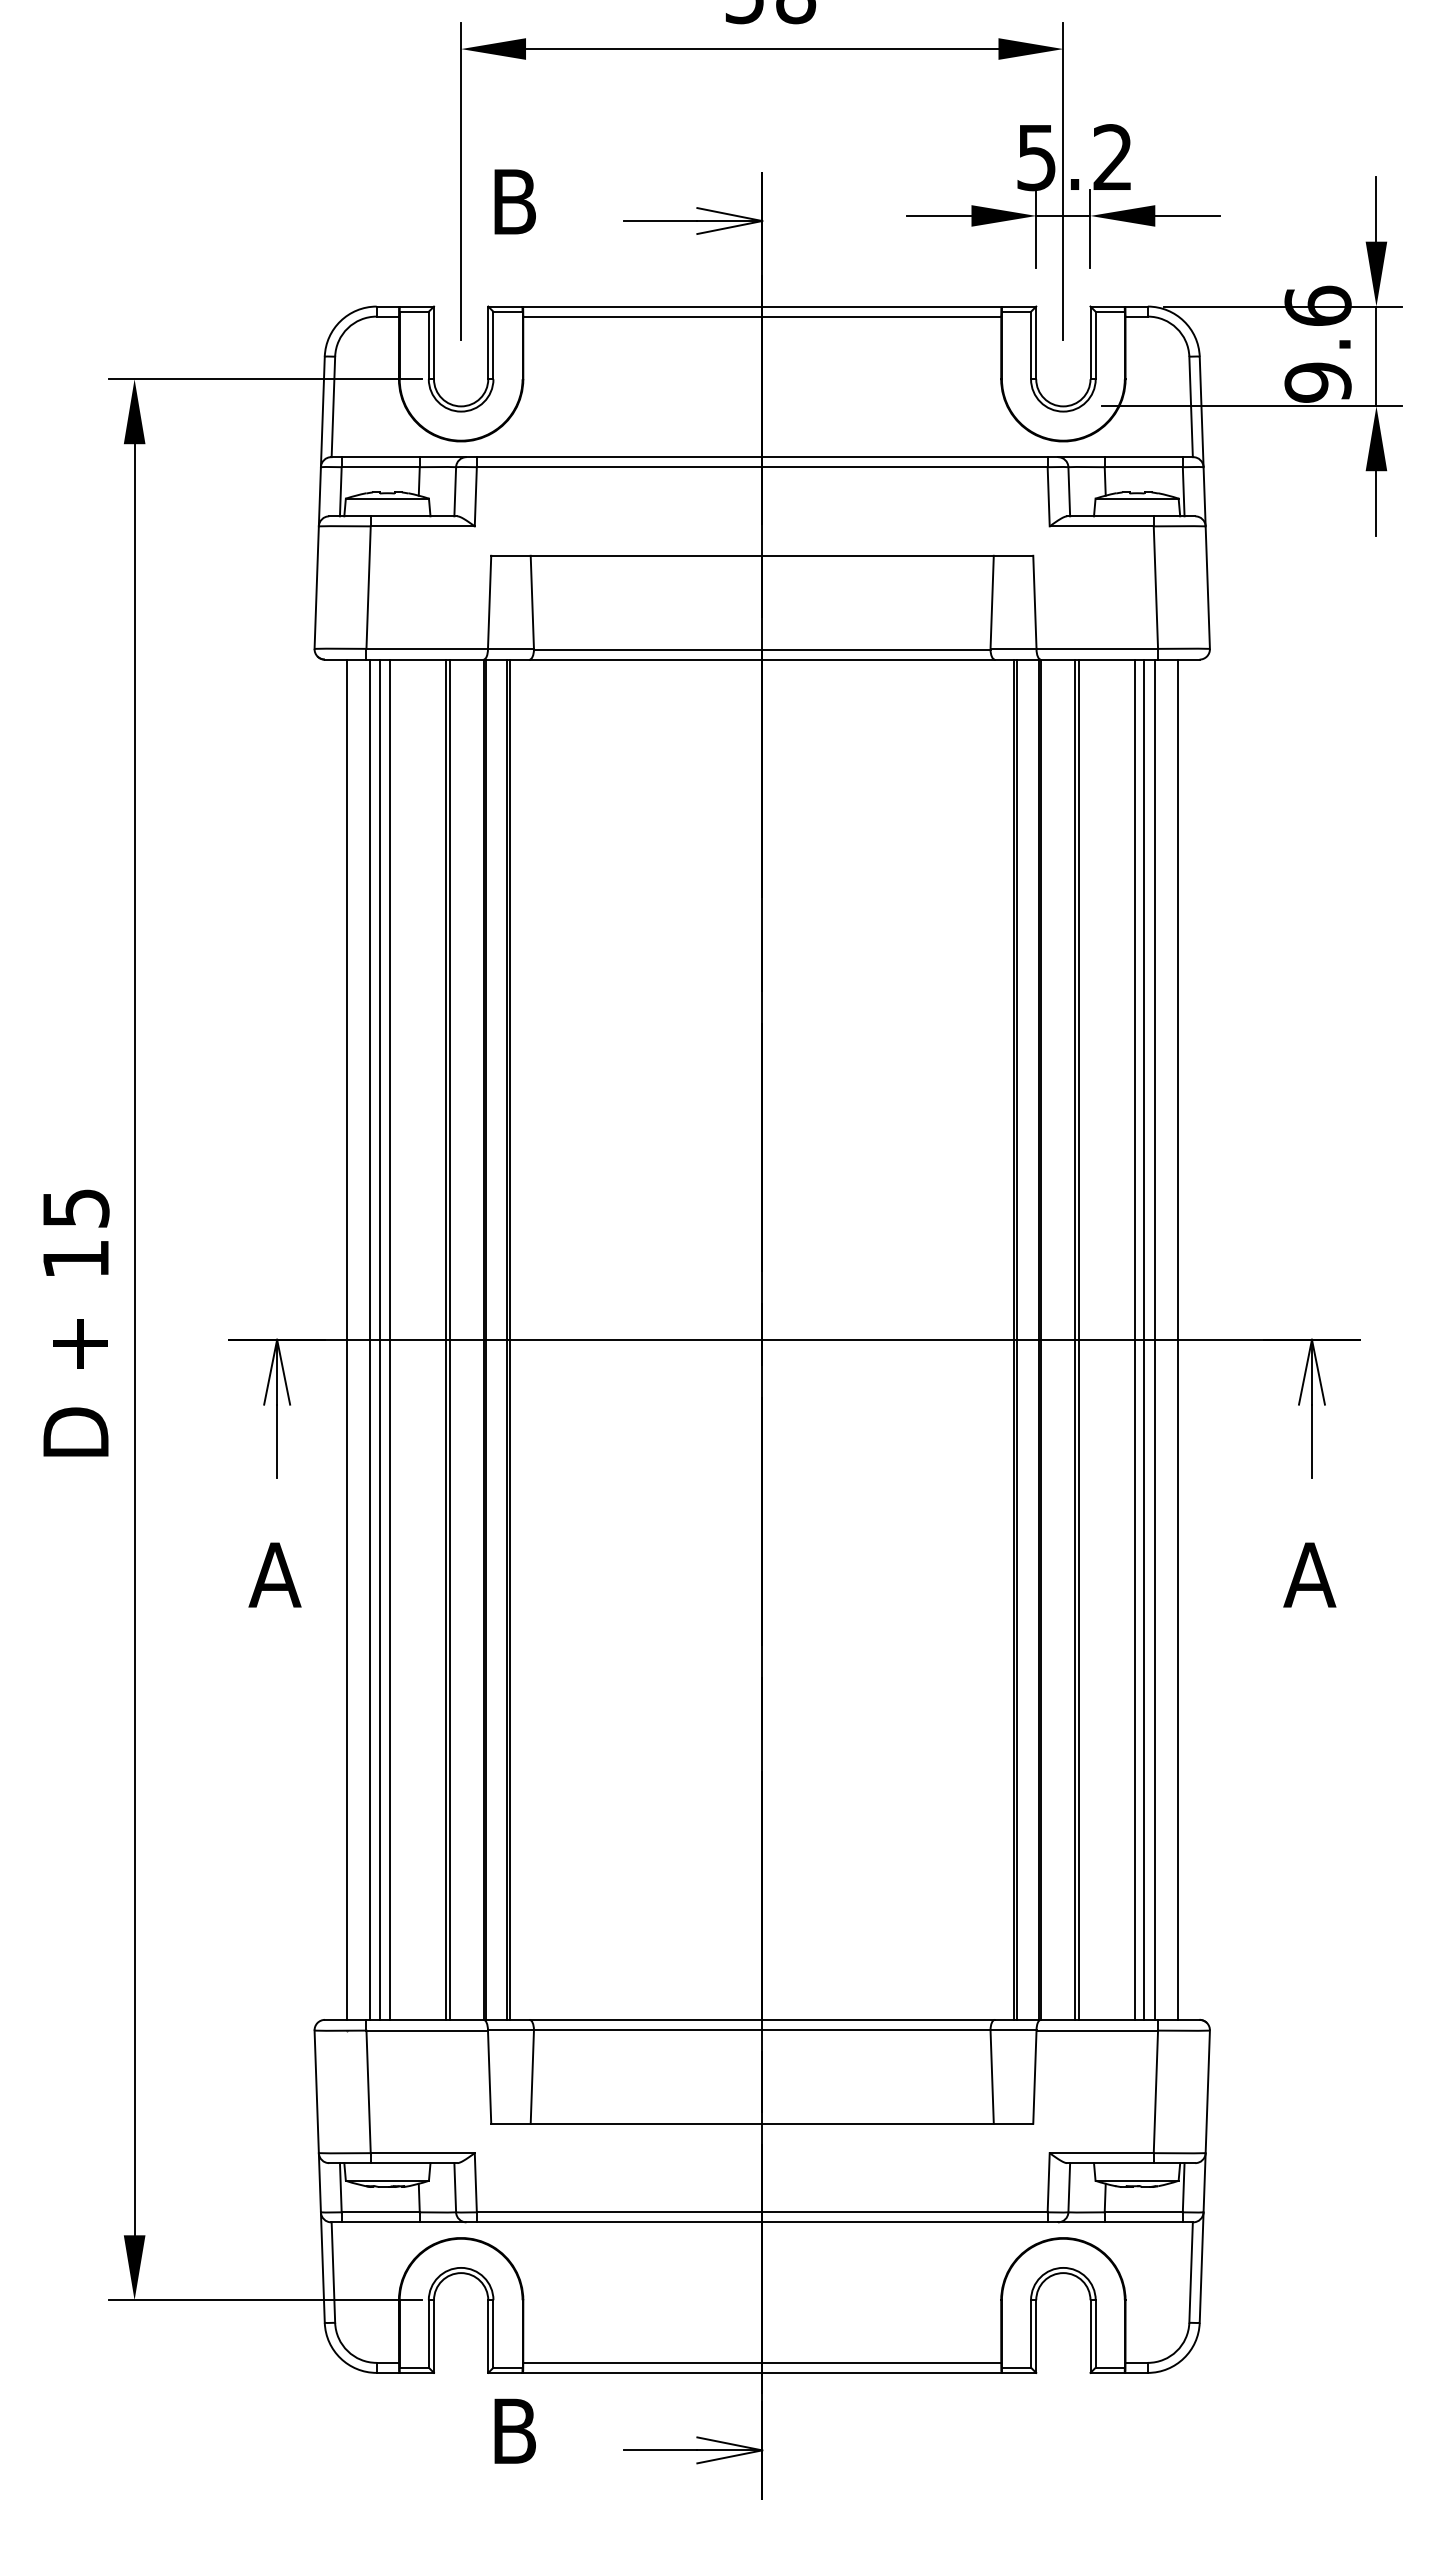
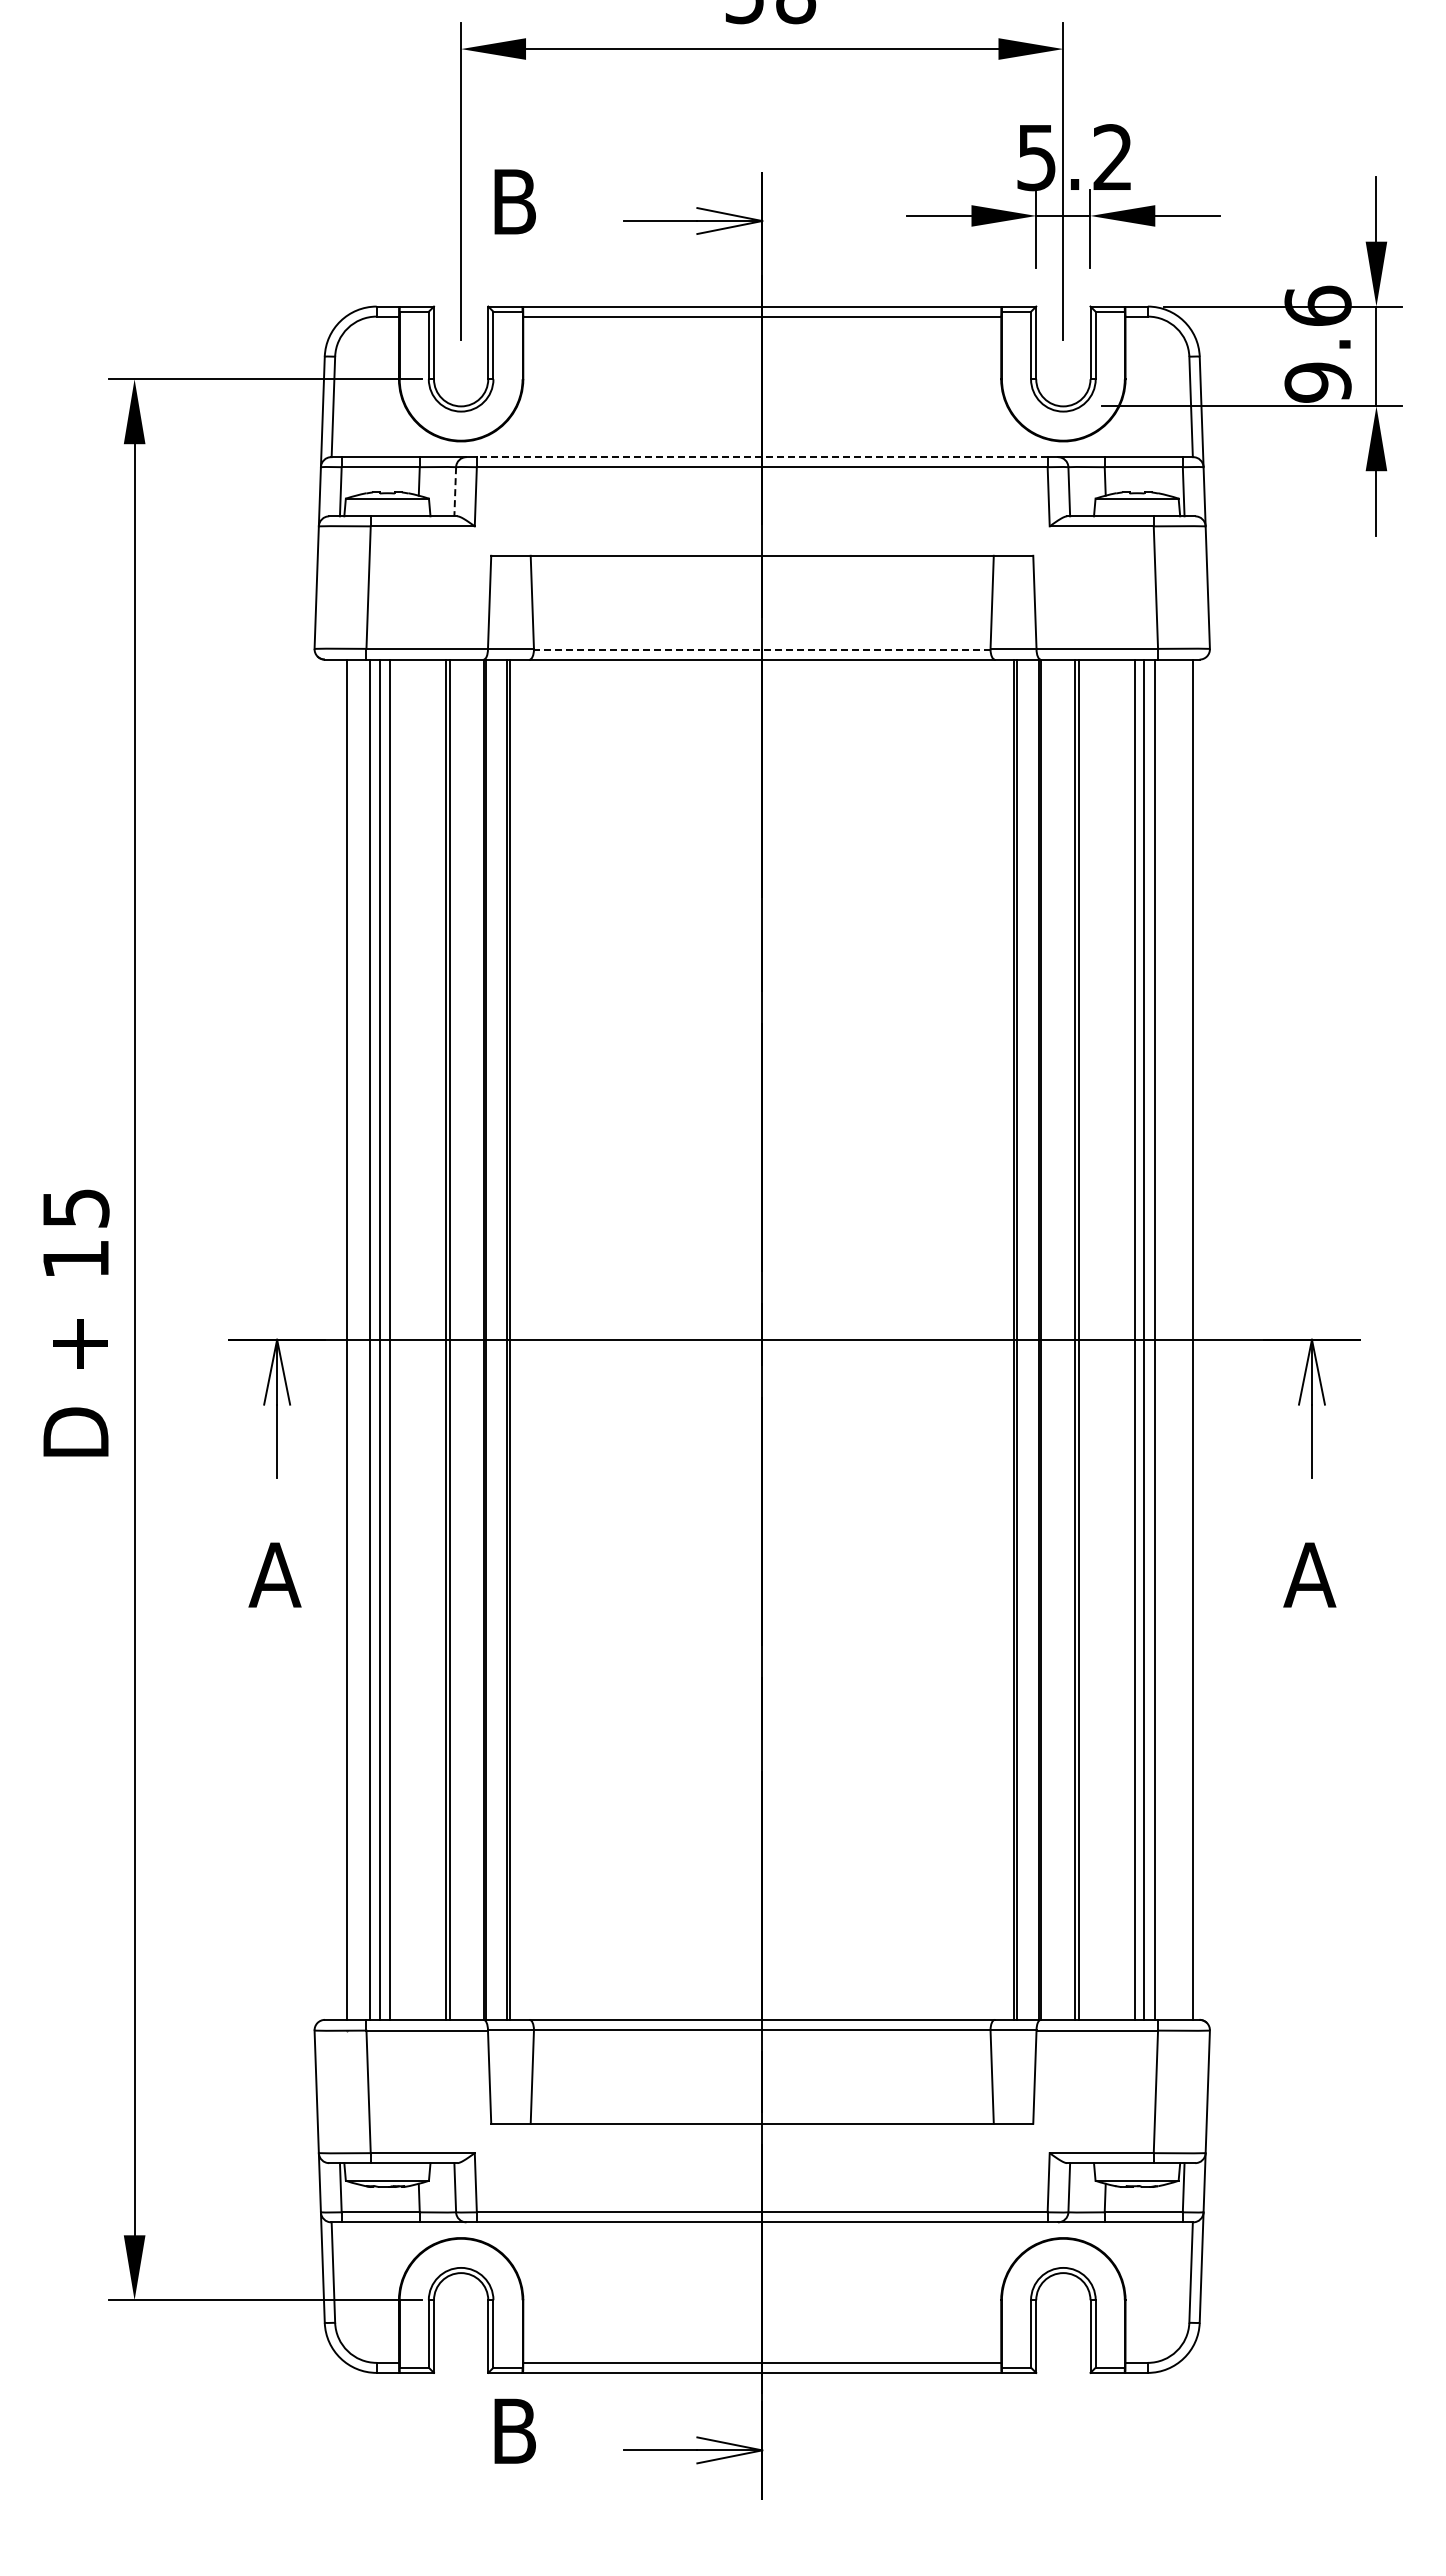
line: solid -> dashed (761, 457)
line: solid -> dashed (455, 491)
line: solid -> dashed (761, 649)
line position: (1177, 1339) -> (1192, 1339) (1192, 1339)
